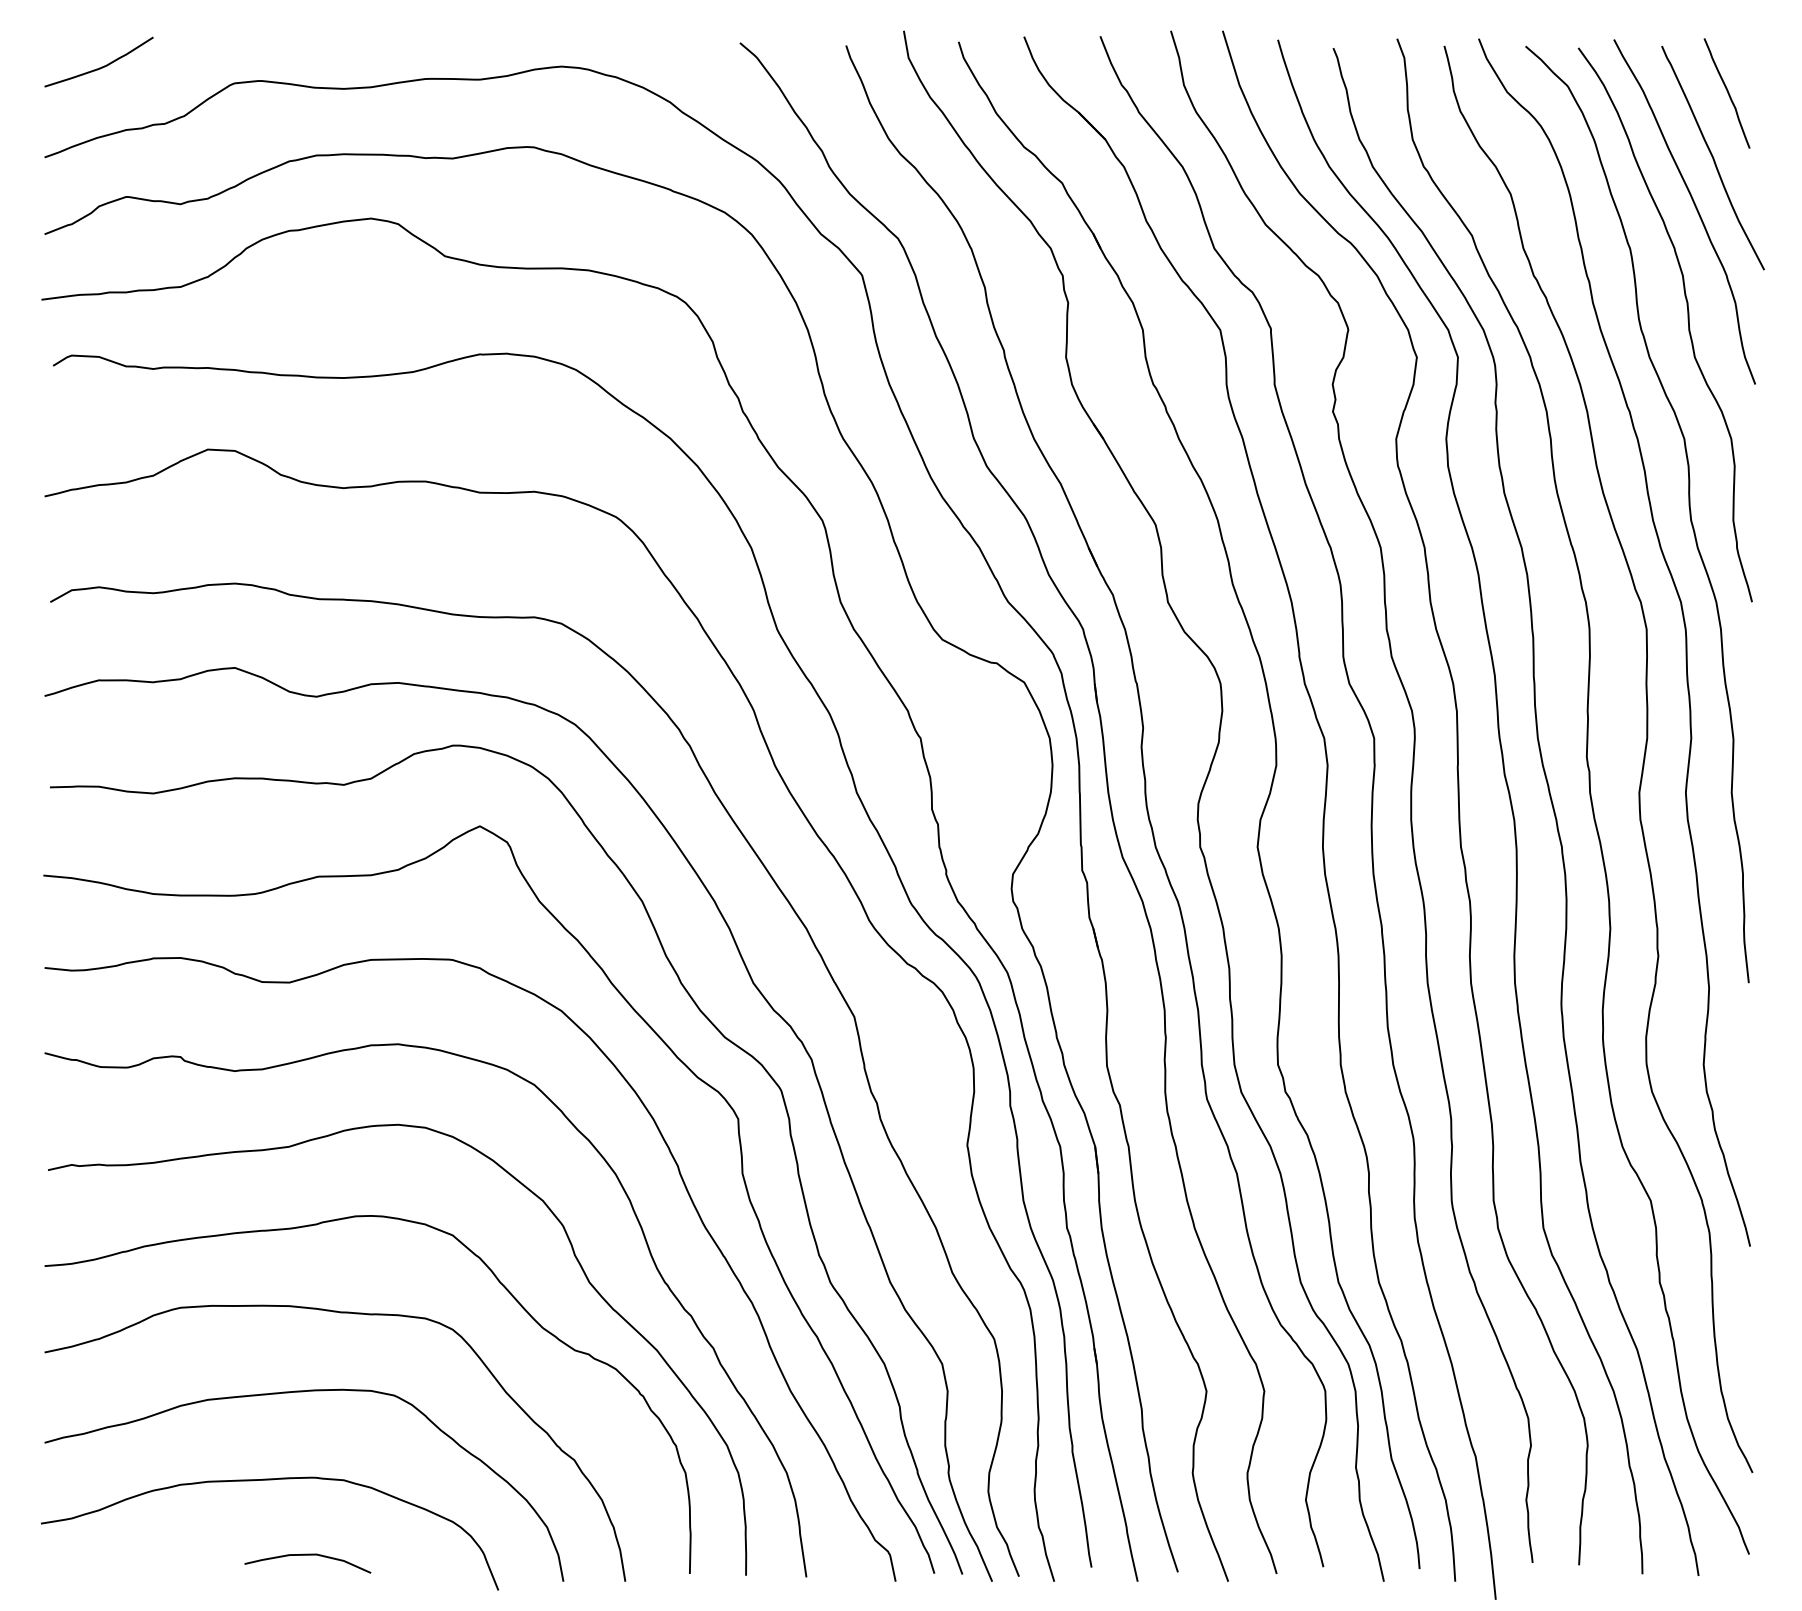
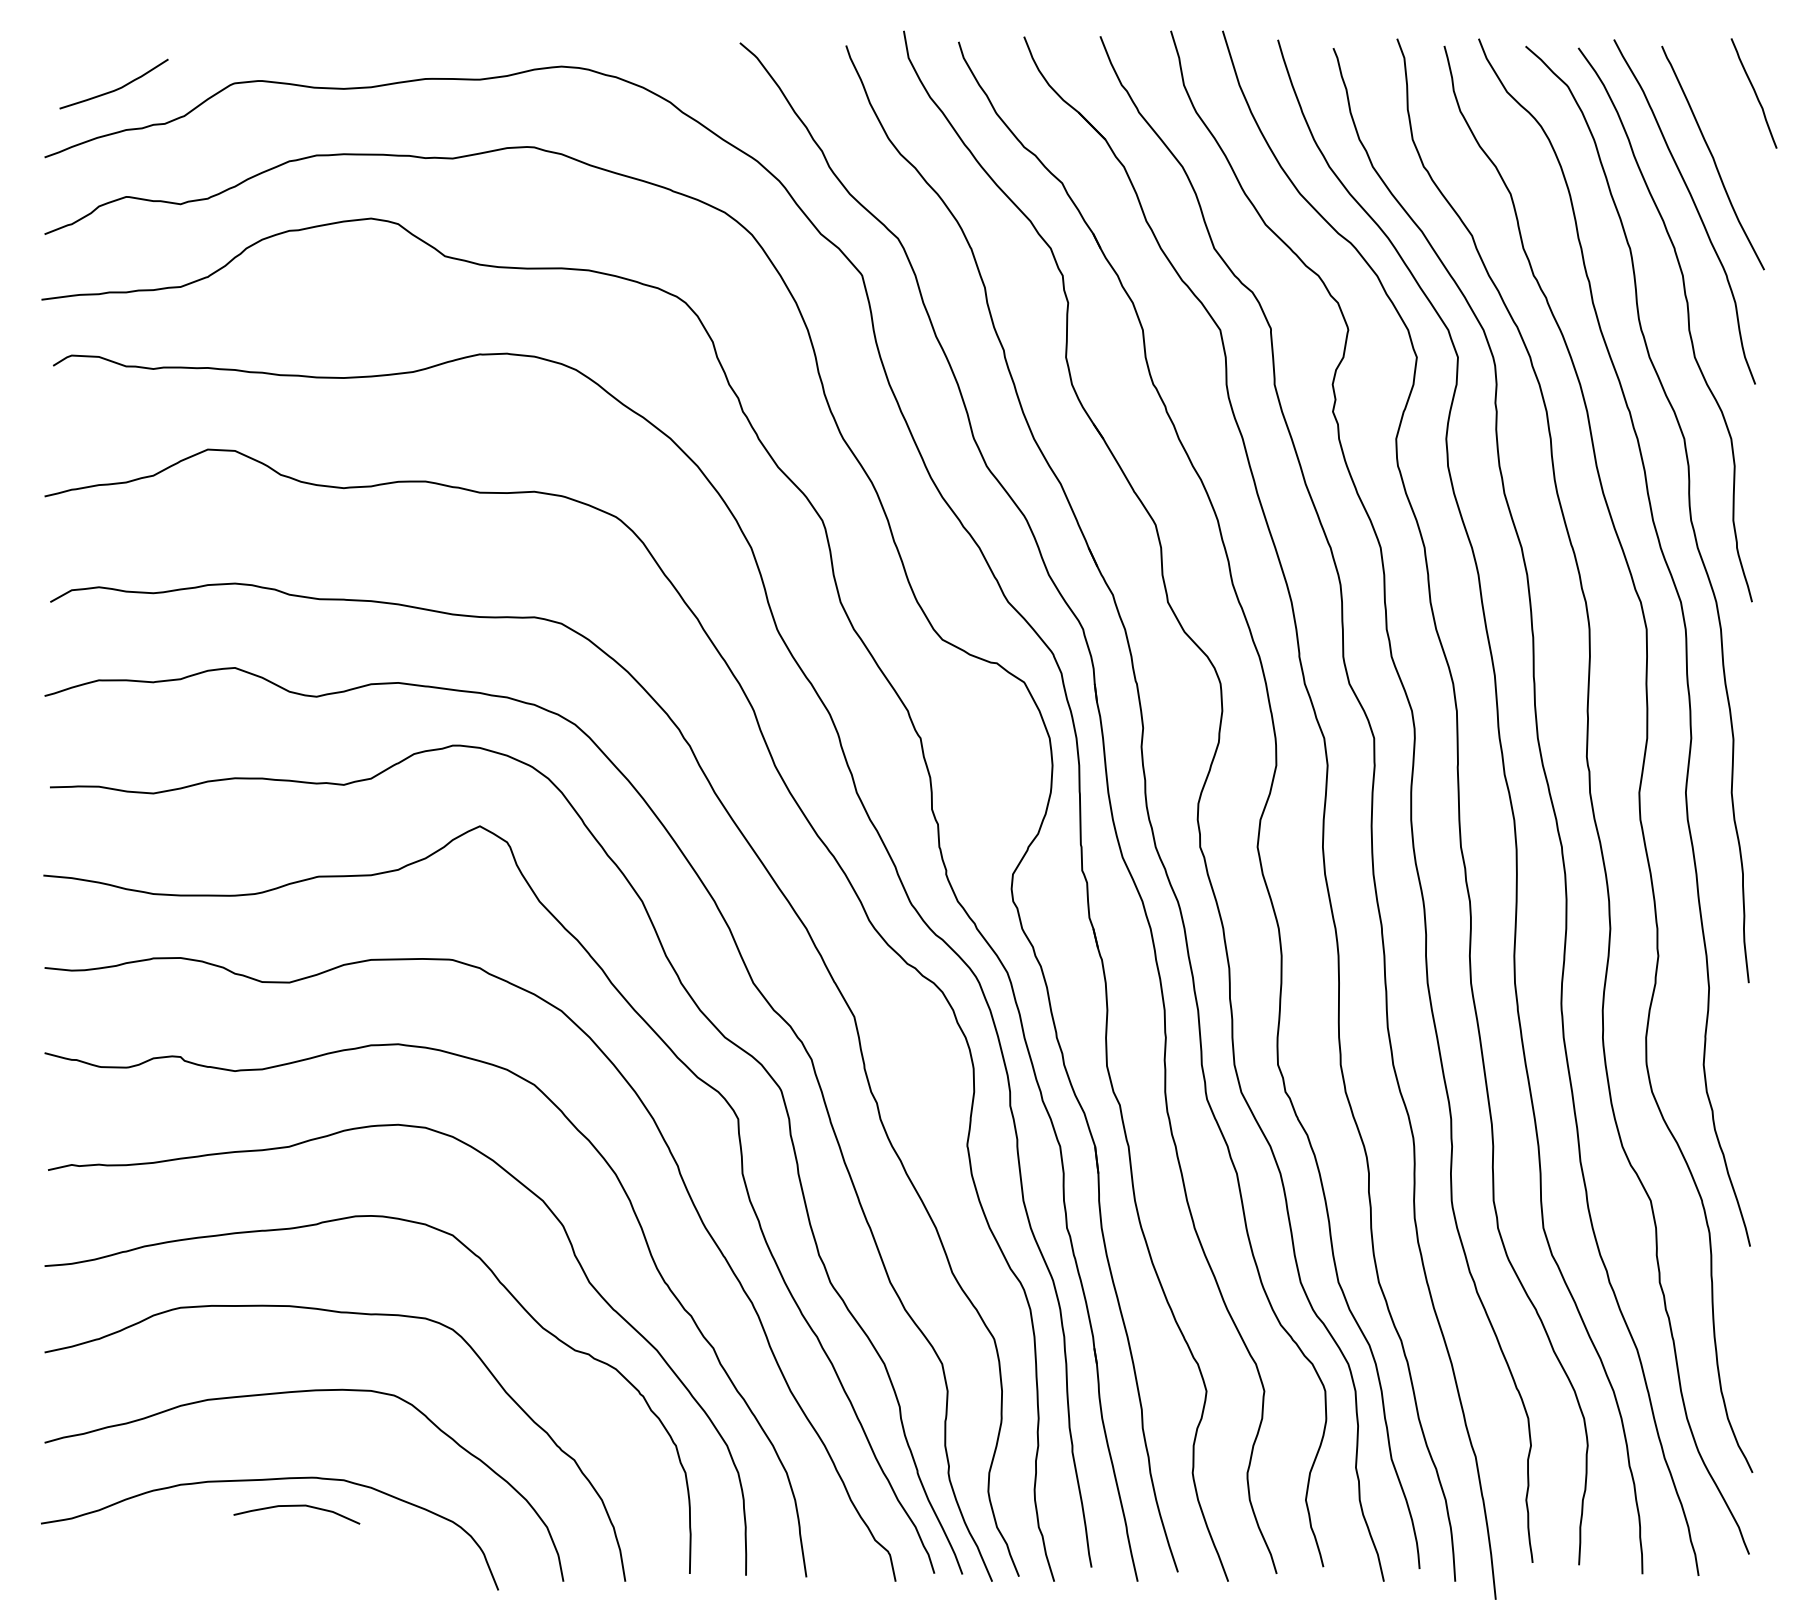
curve position: (101, 66) -> (116, 88) (116, 88)
curve position: (1727, 93) -> (1754, 93) (1754, 93)
curve position: (307, 1555) -> (296, 1506) (296, 1506)
